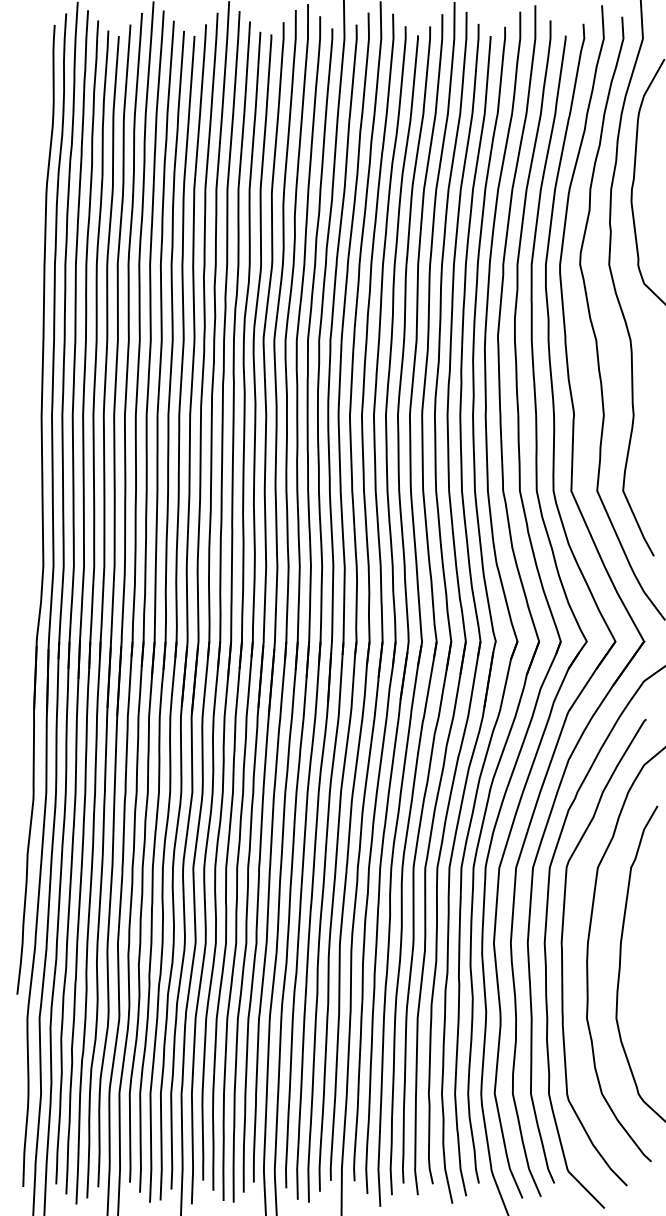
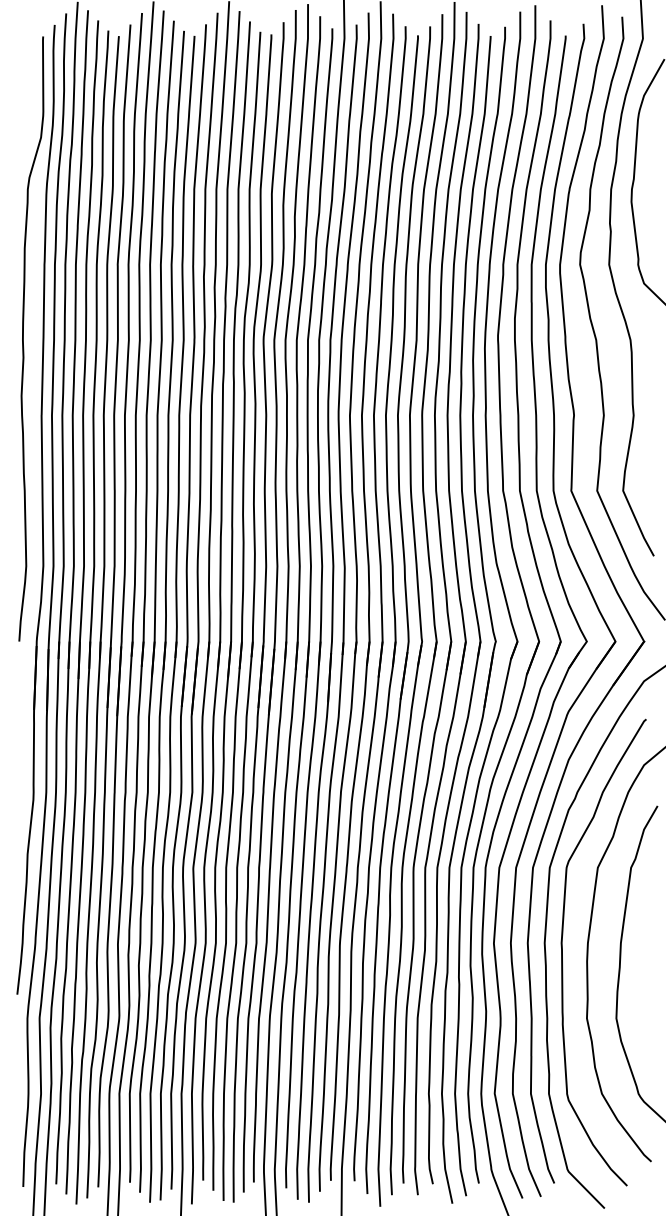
curve: none -> present (23, 338)
